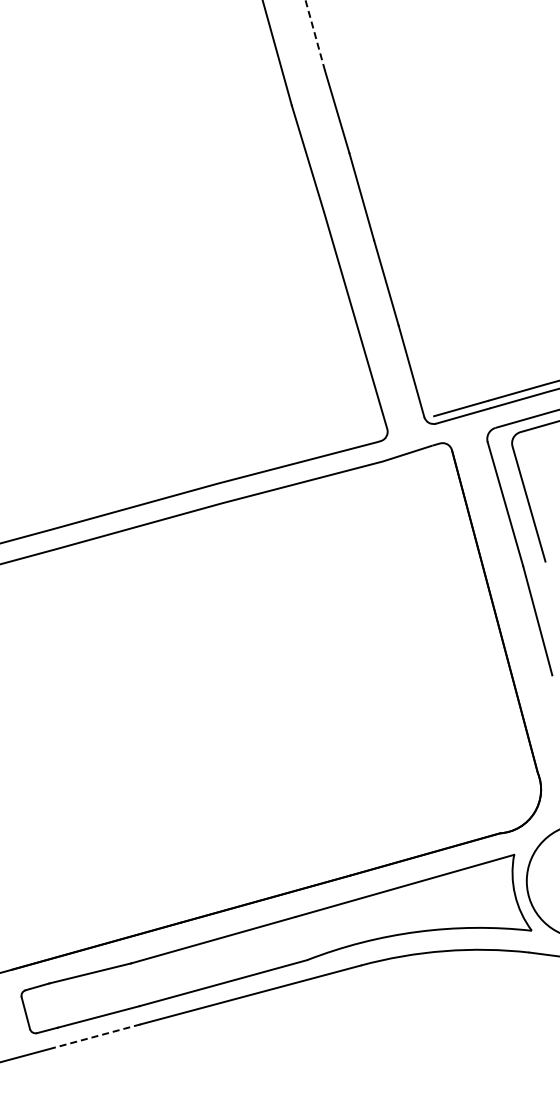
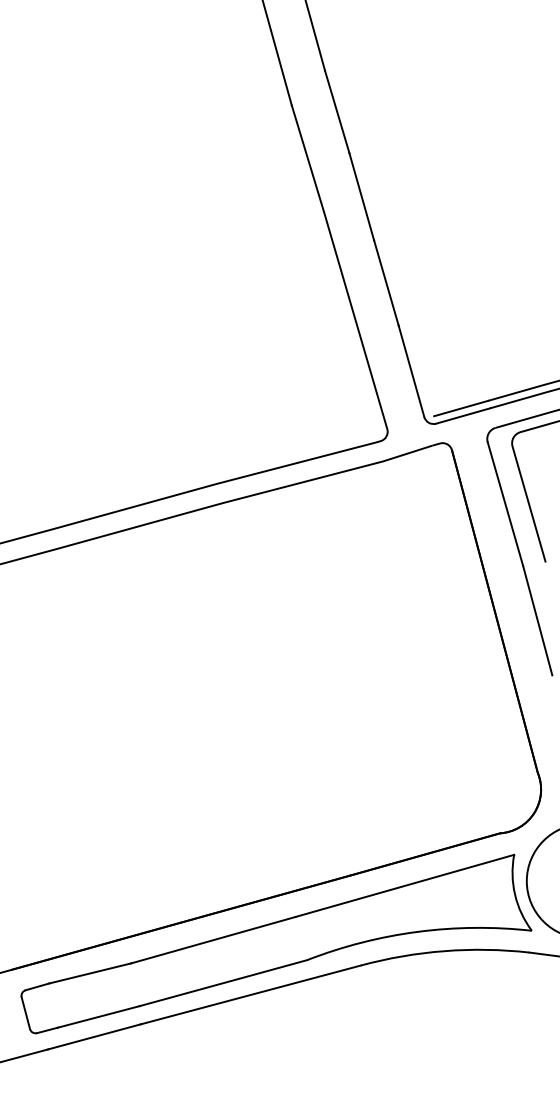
line: dashed -> solid (315, 35)
line: dashed -> solid (94, 1036)
